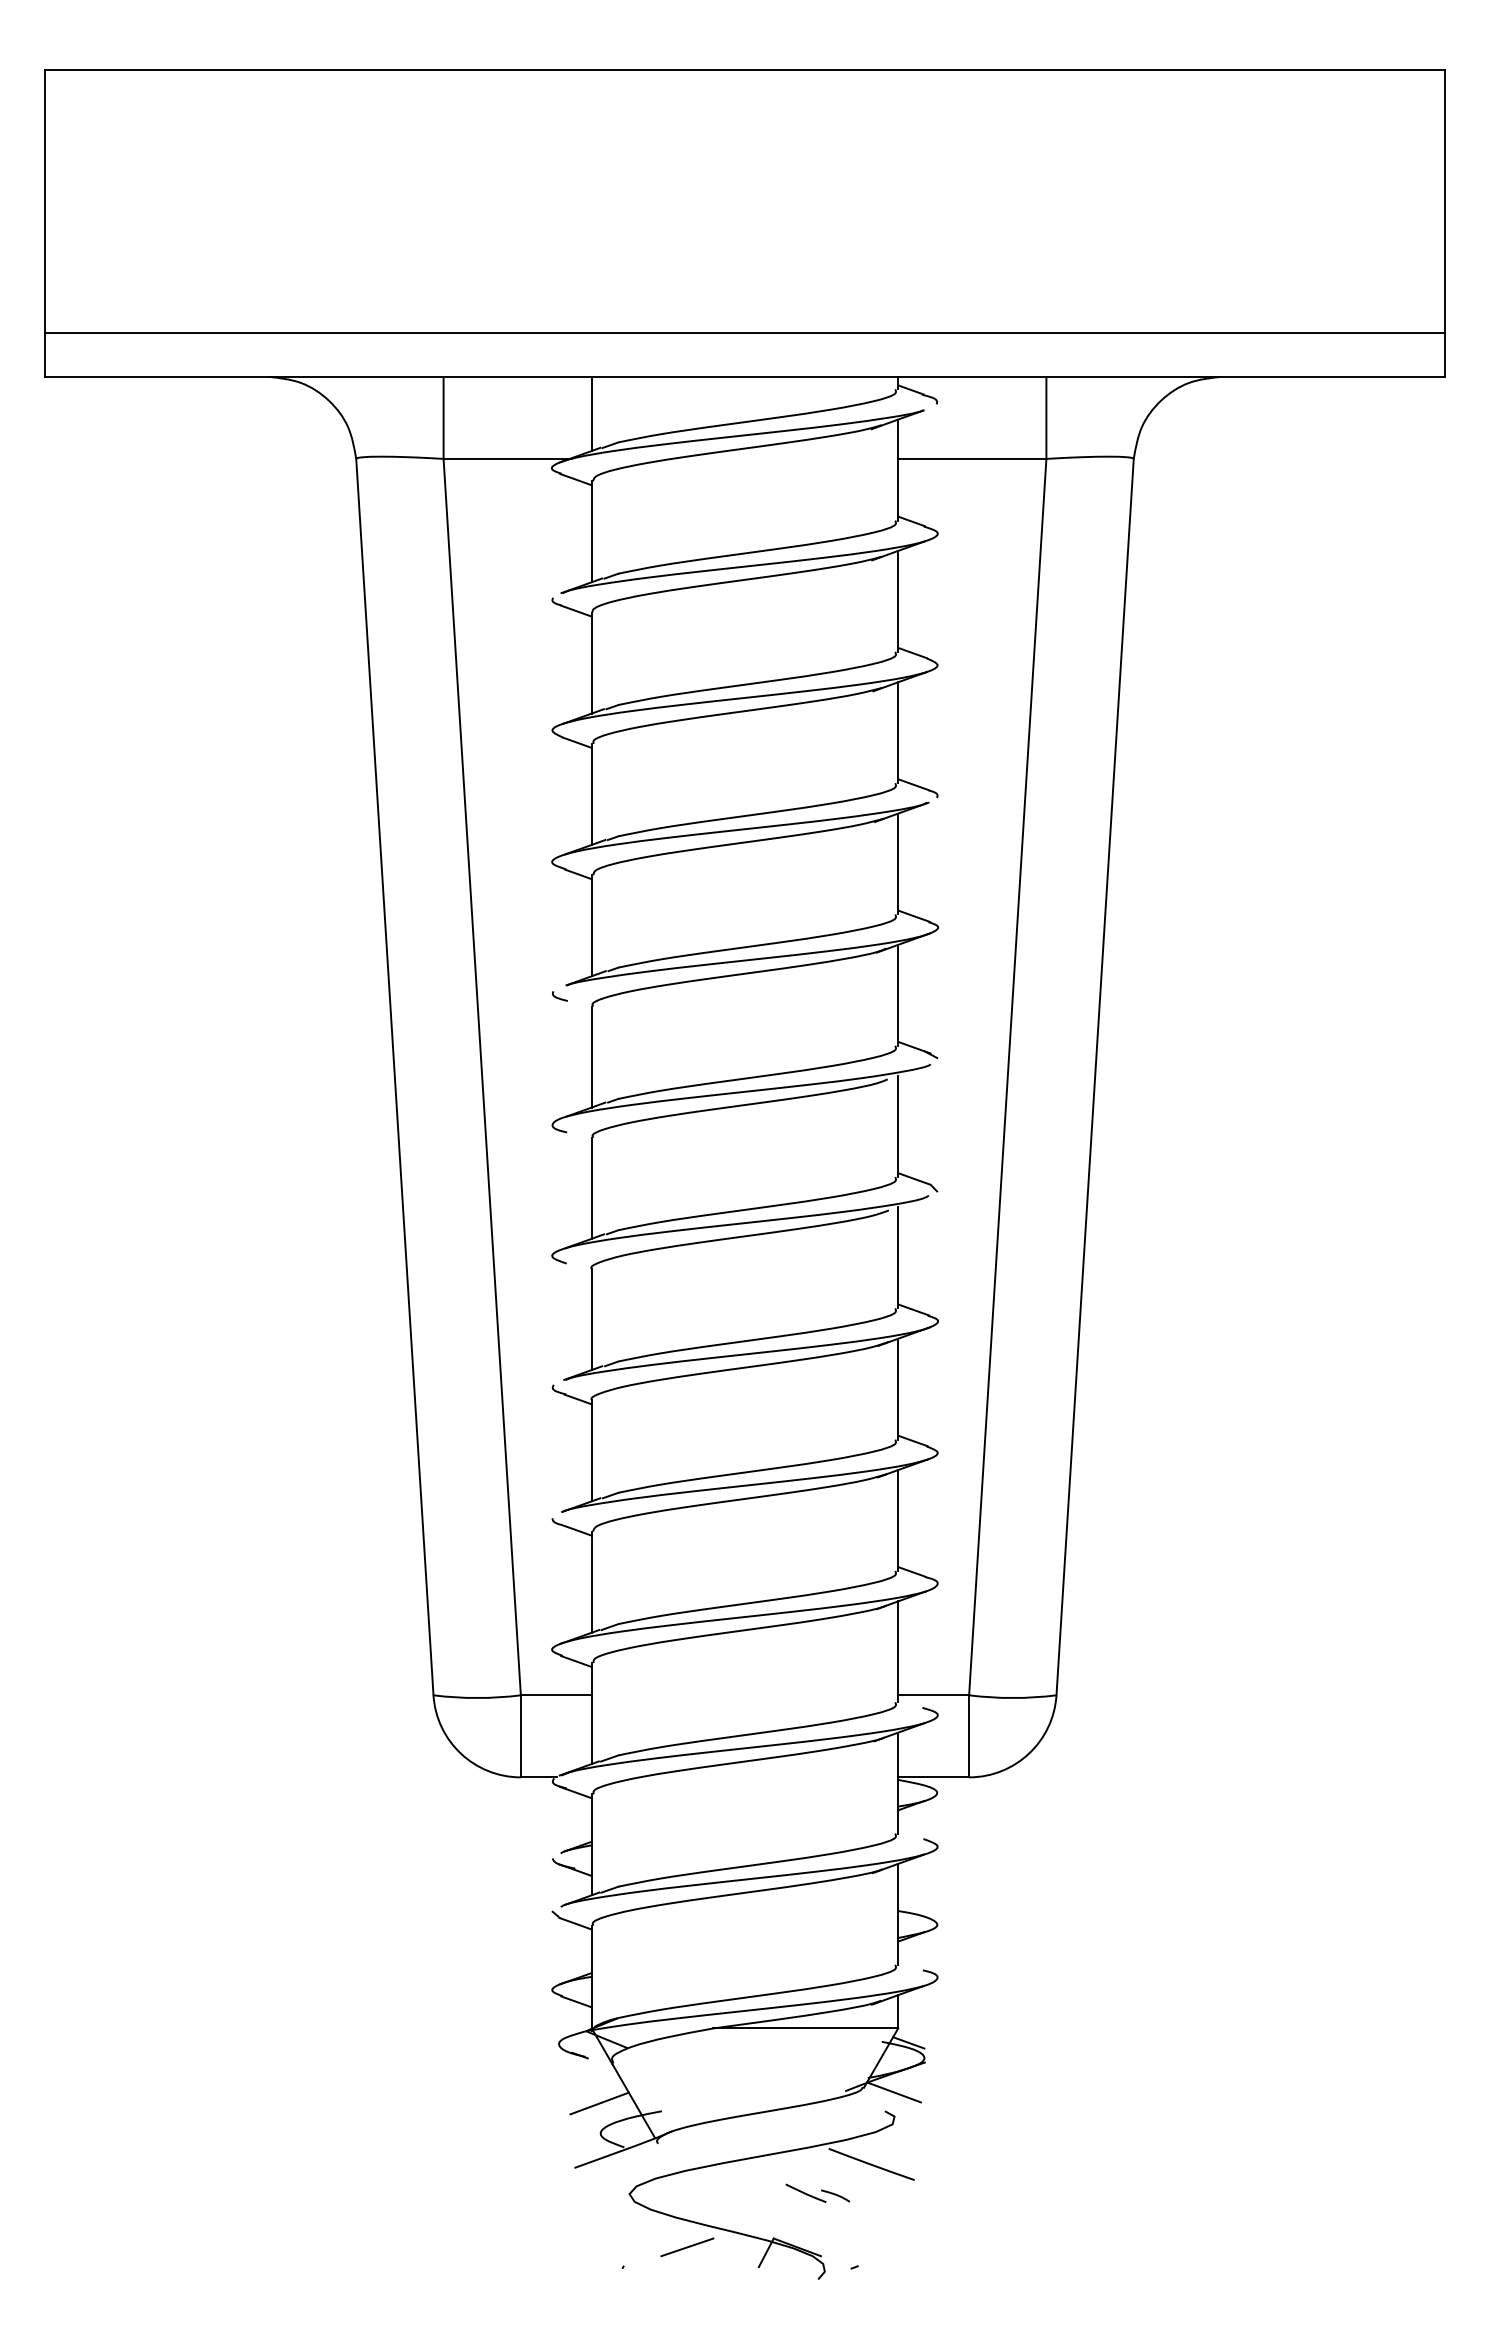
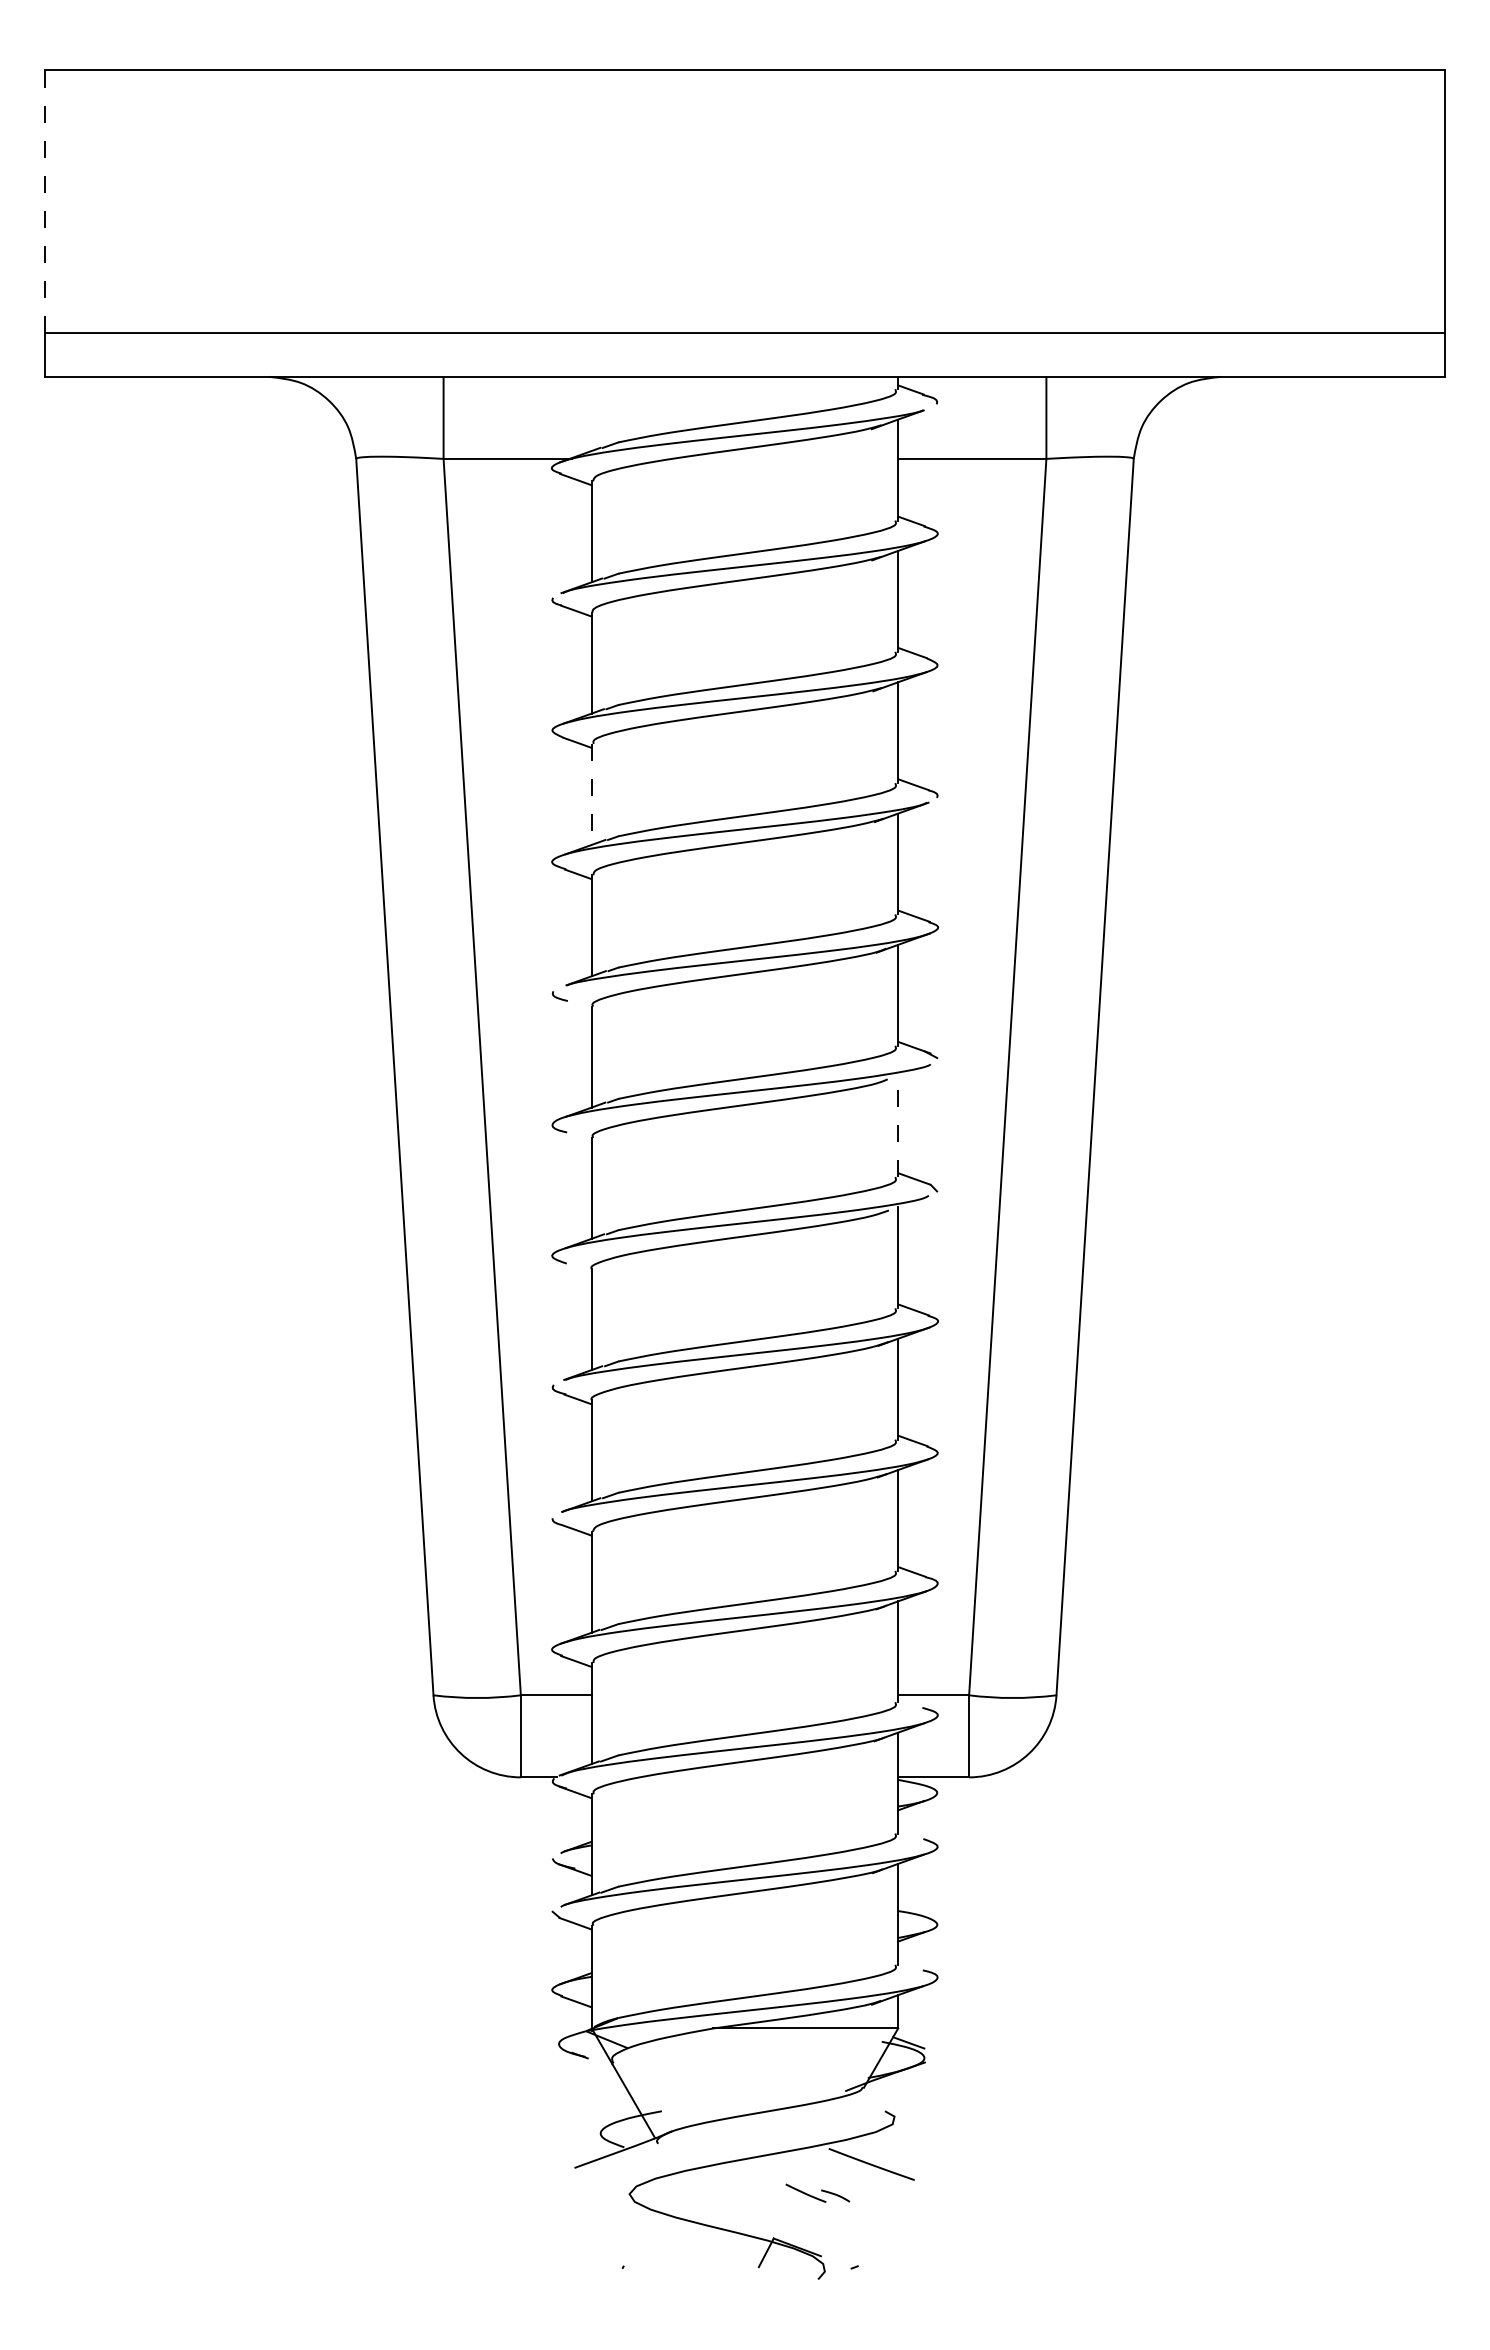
line: solid -> dashed (44, 202)
line: present -> none (591, 413)
line: solid -> dashed (591, 794)
line: solid -> dashed (898, 1126)
line: present -> none (893, 2092)
line: present -> none (599, 2103)
line: present -> none (687, 2247)
